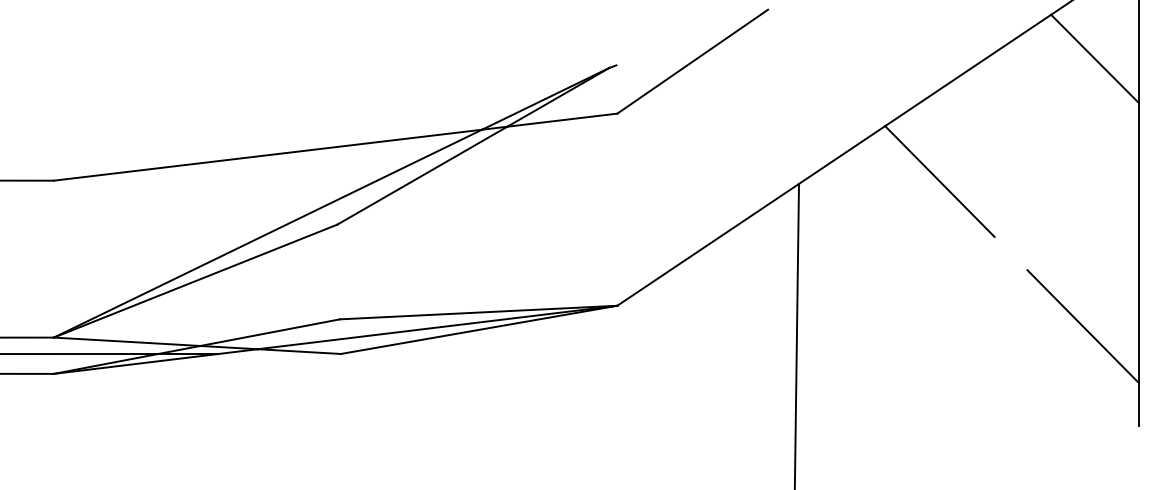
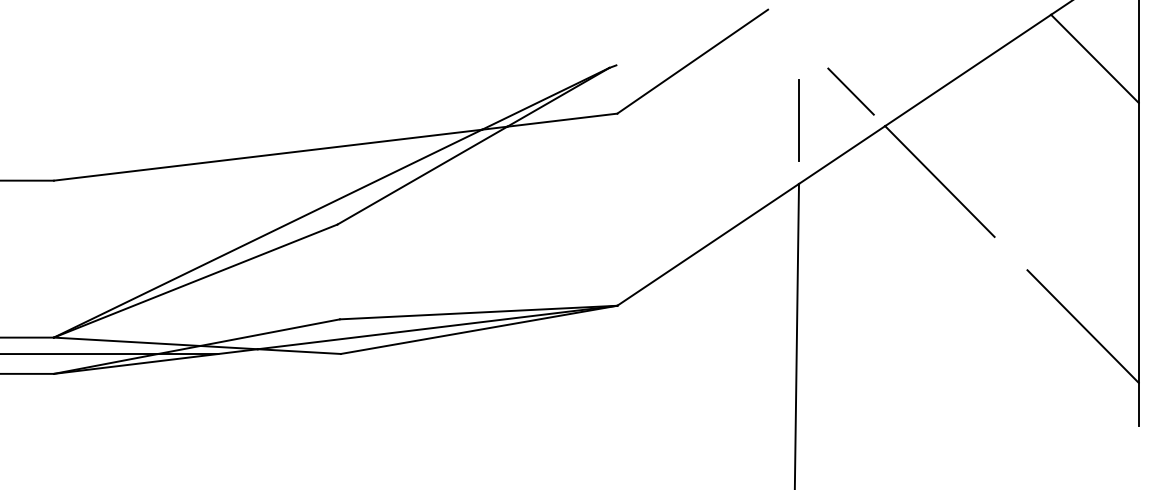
line: none -> present (850, 91)
line: none -> present (798, 120)
